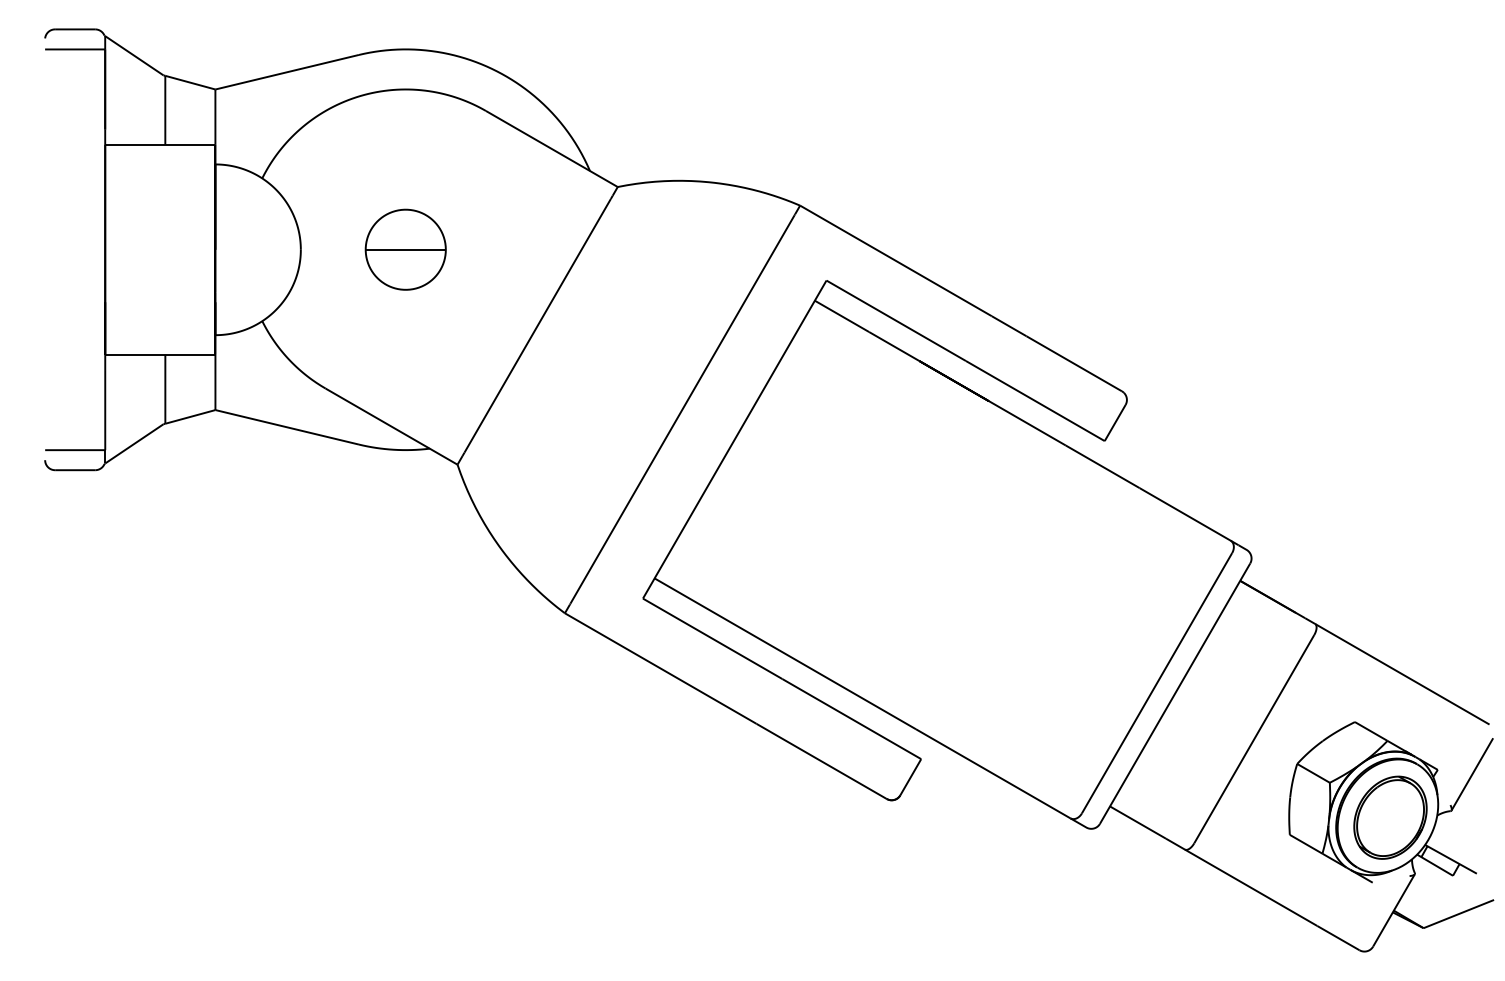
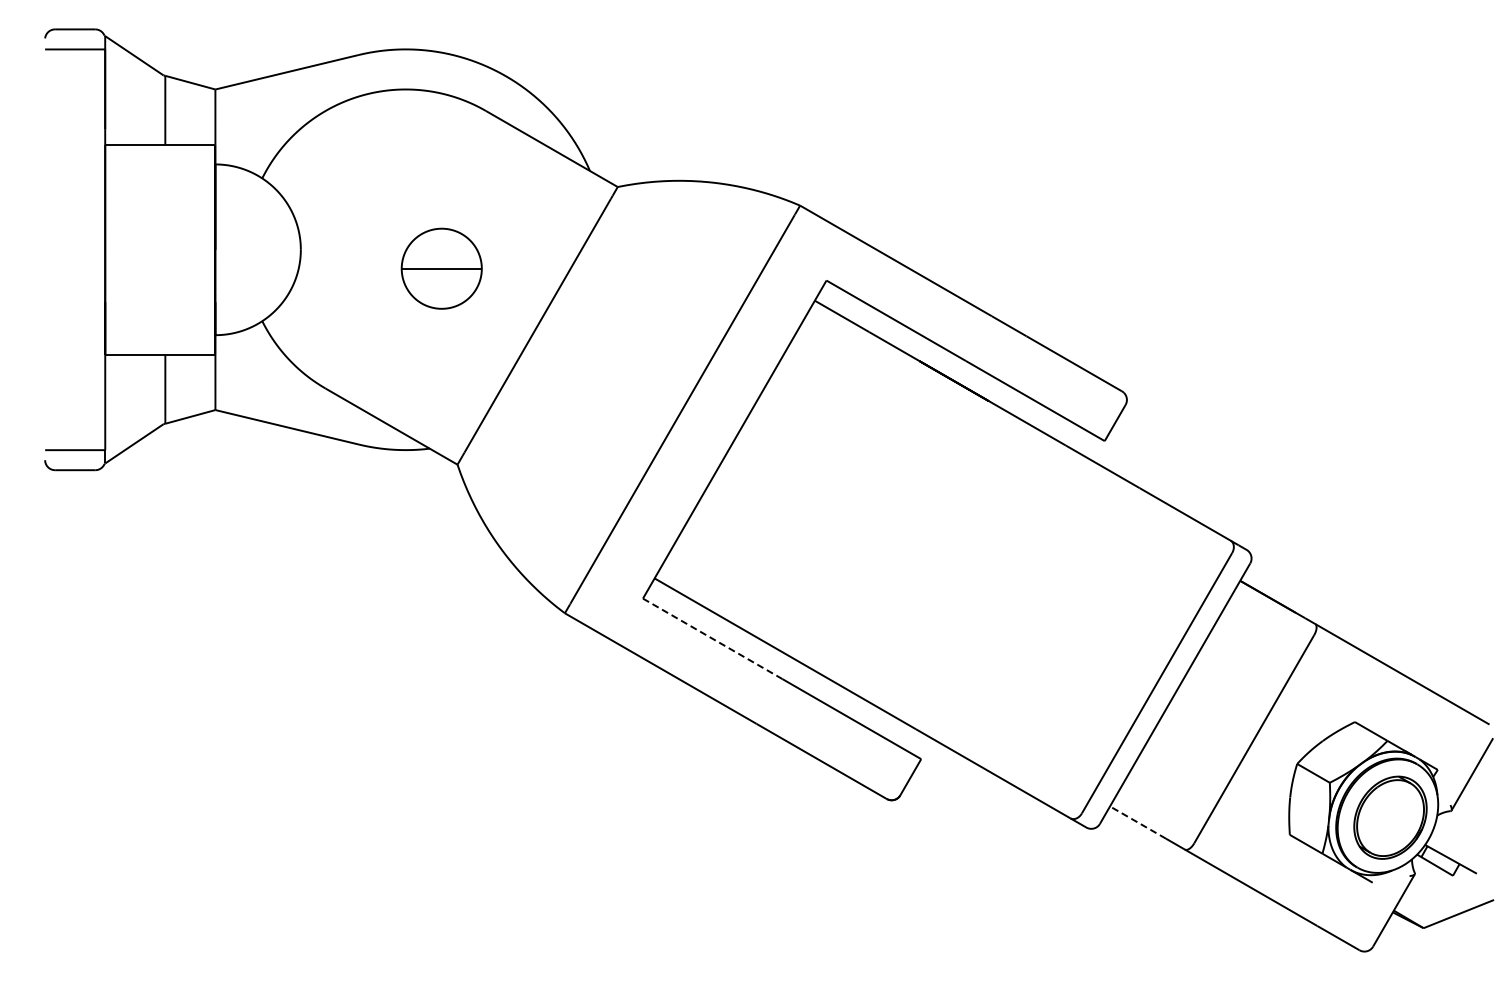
part position: (405, 249) -> (441, 268) (441, 268)
line: solid -> dashed (713, 639)
line: solid -> dashed (1137, 822)
